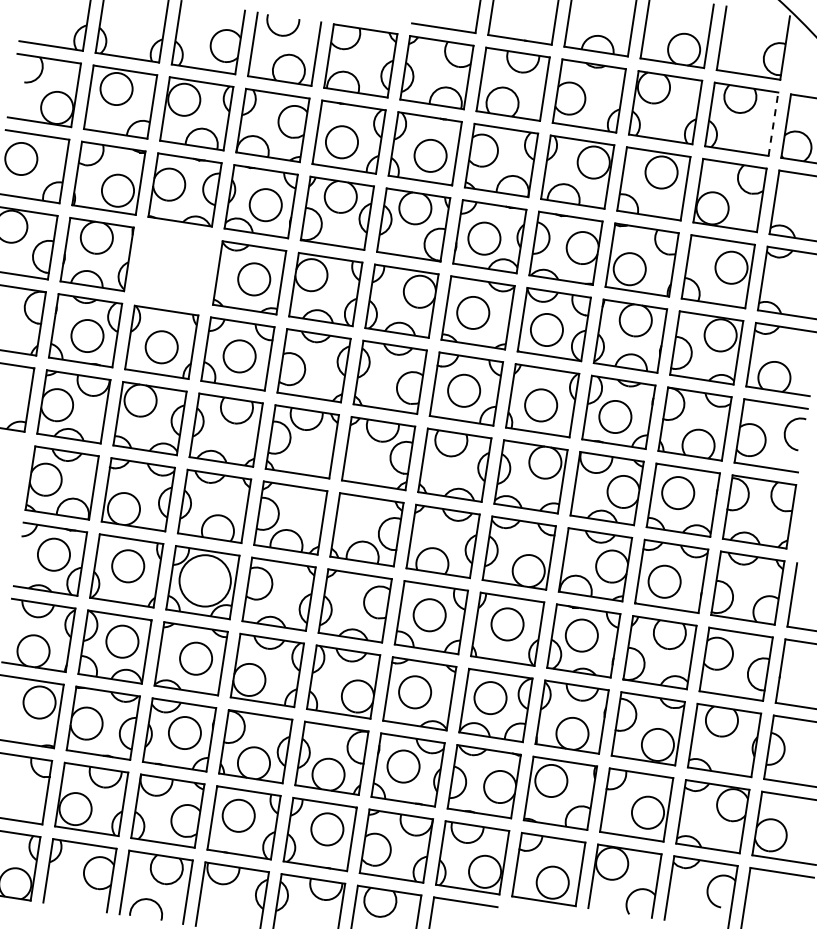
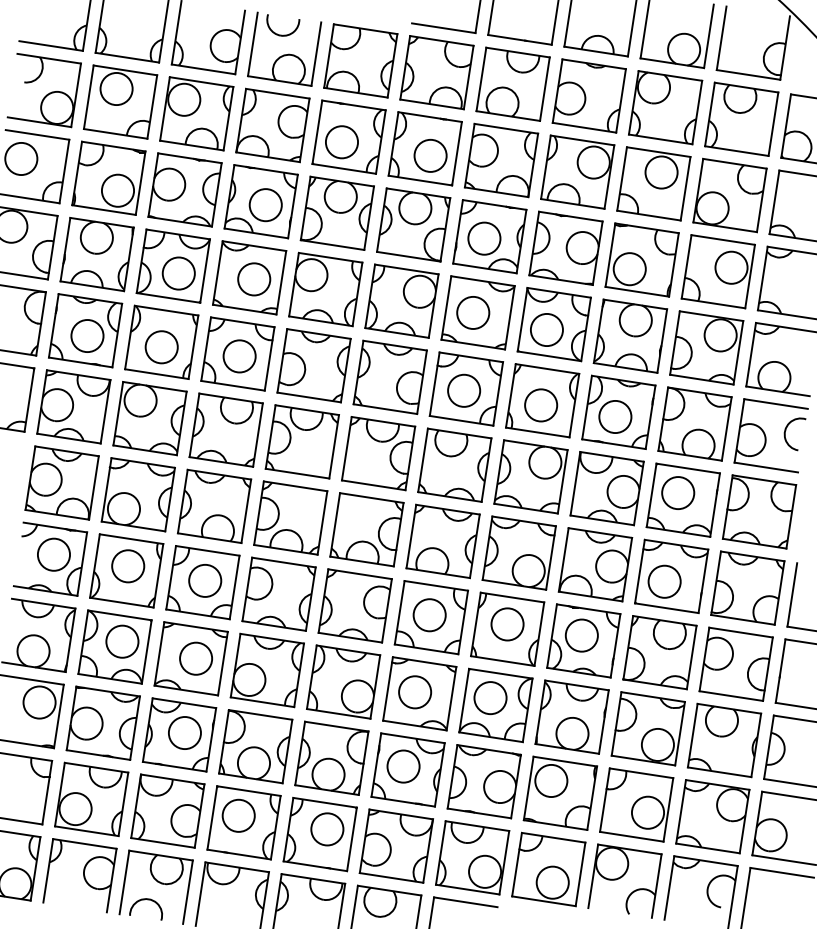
line: dashed -> solid (773, 123)
part: none -> present (172, 265)
circle diameter: 51 px -> 32 px (205, 580)
